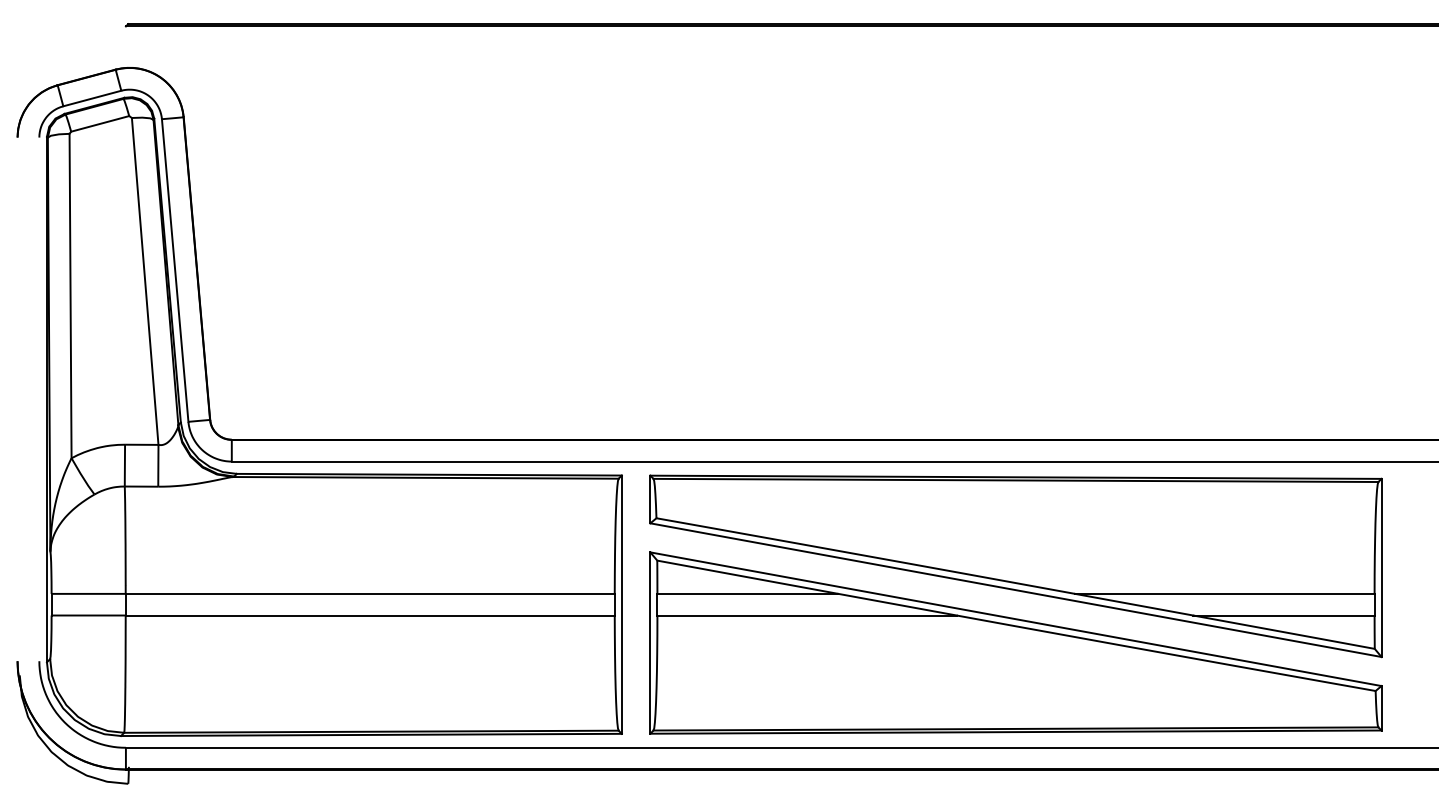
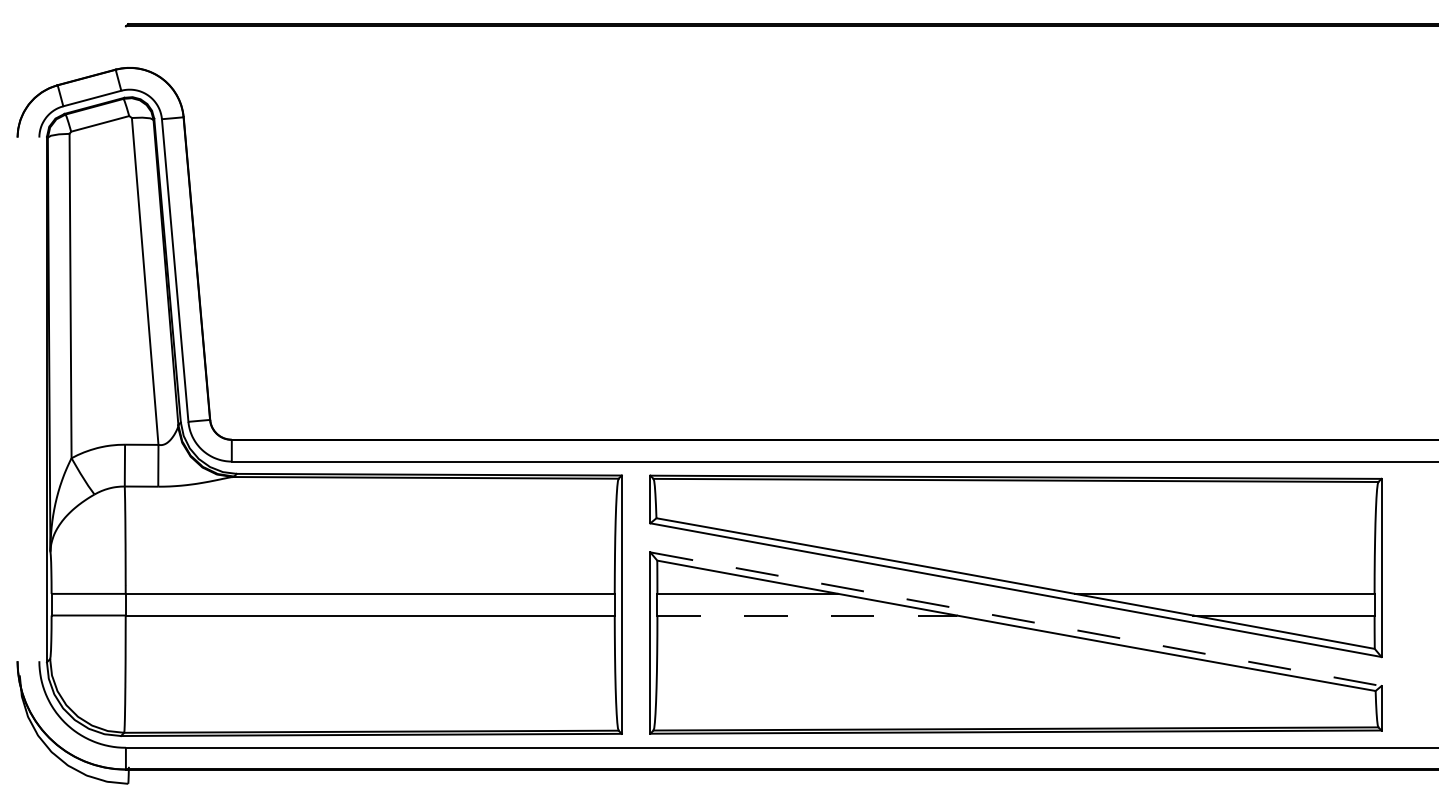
line: solid -> dashed (807, 615)
line: solid -> dashed (1015, 619)
